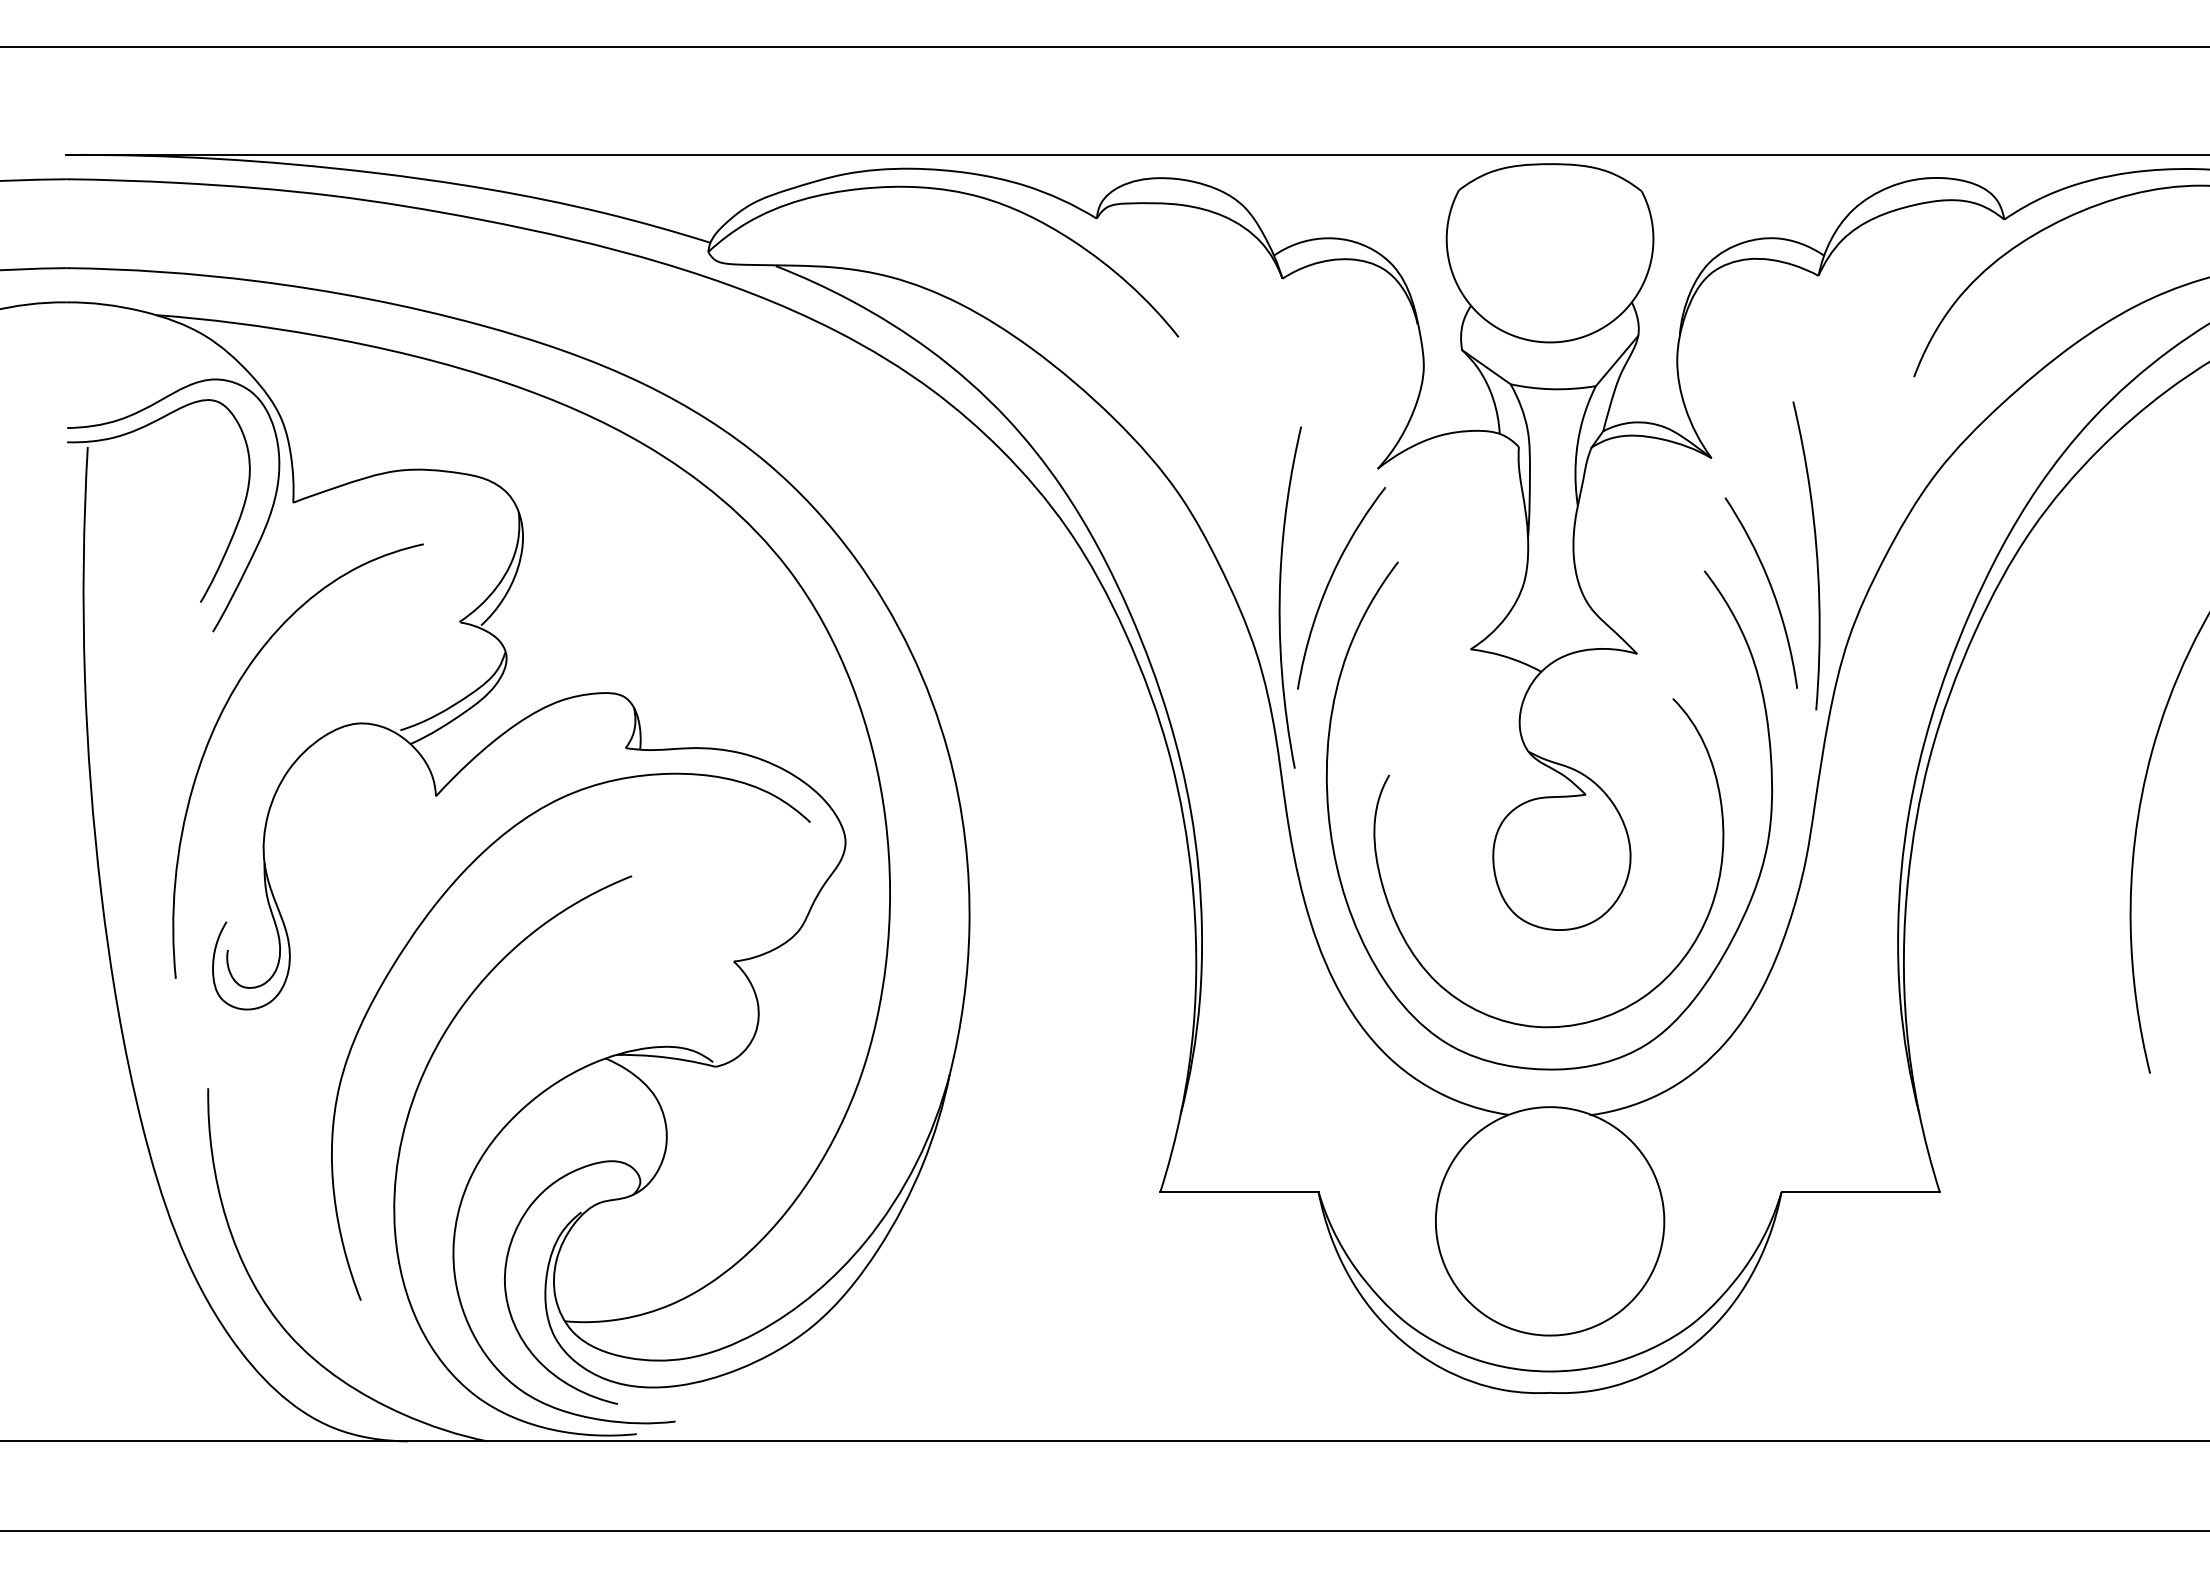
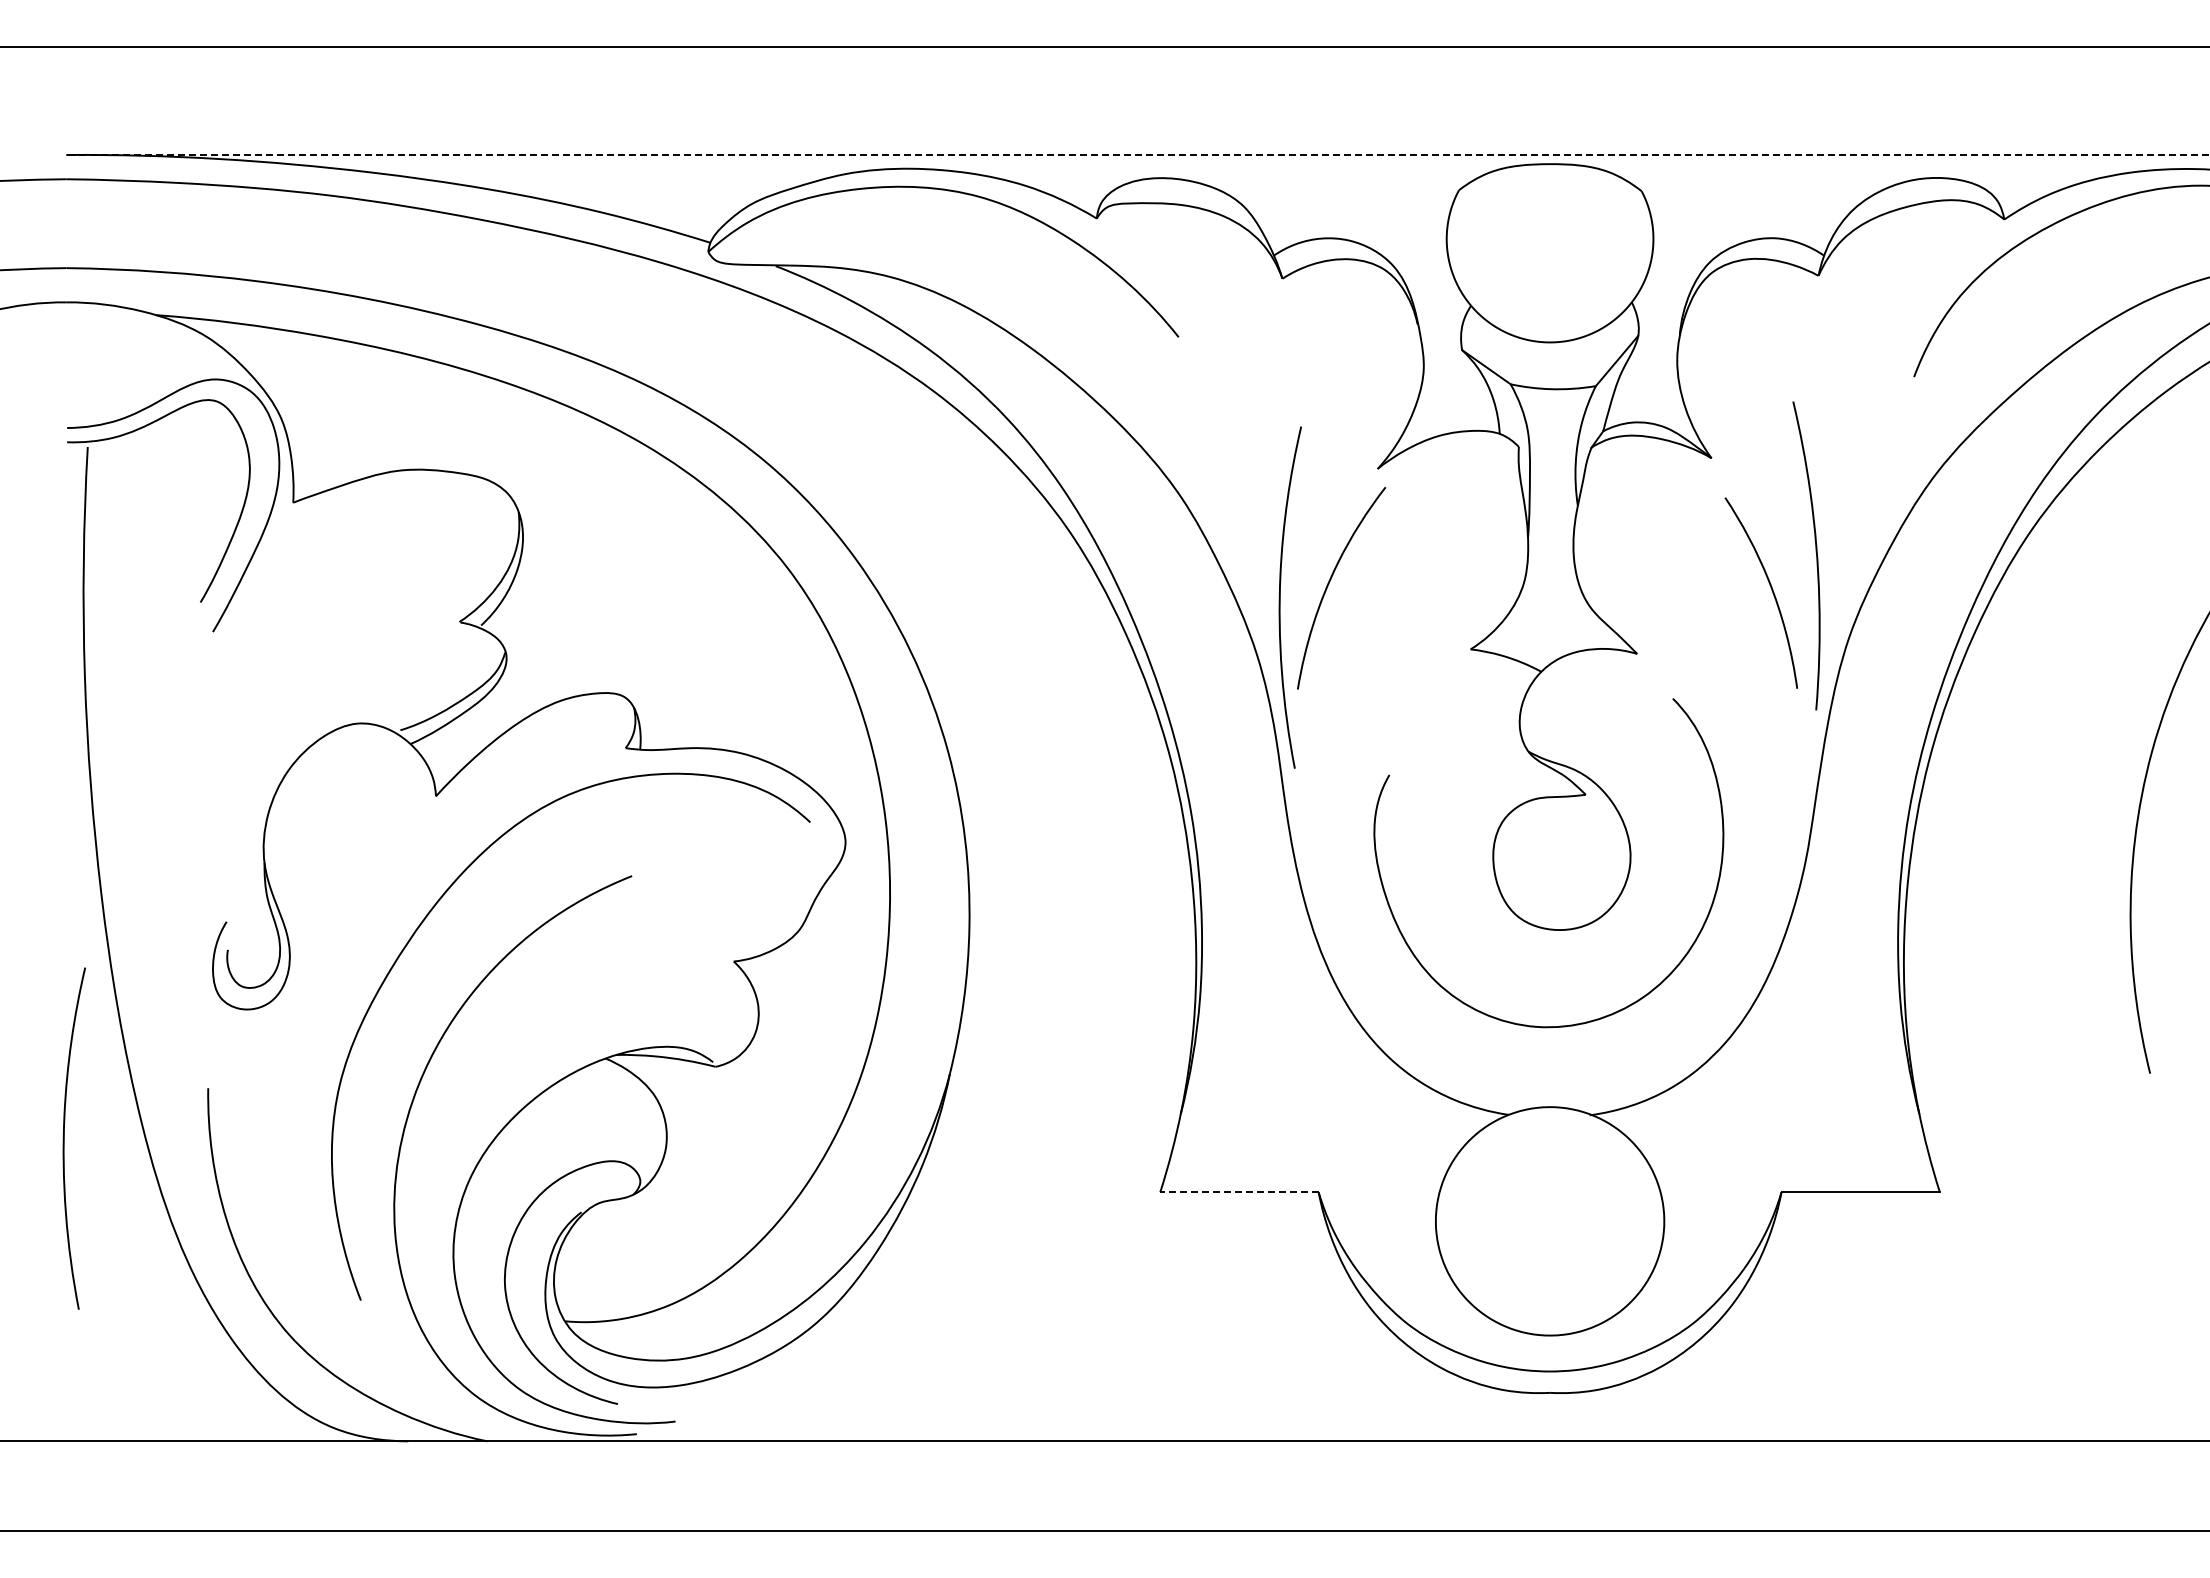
line: solid -> dashed (1138, 154)
curve: present -> none (218, 722)
part: present -> none (1750, 897)
curve: none -> present (64, 1138)
line: solid -> dashed (1238, 1192)
